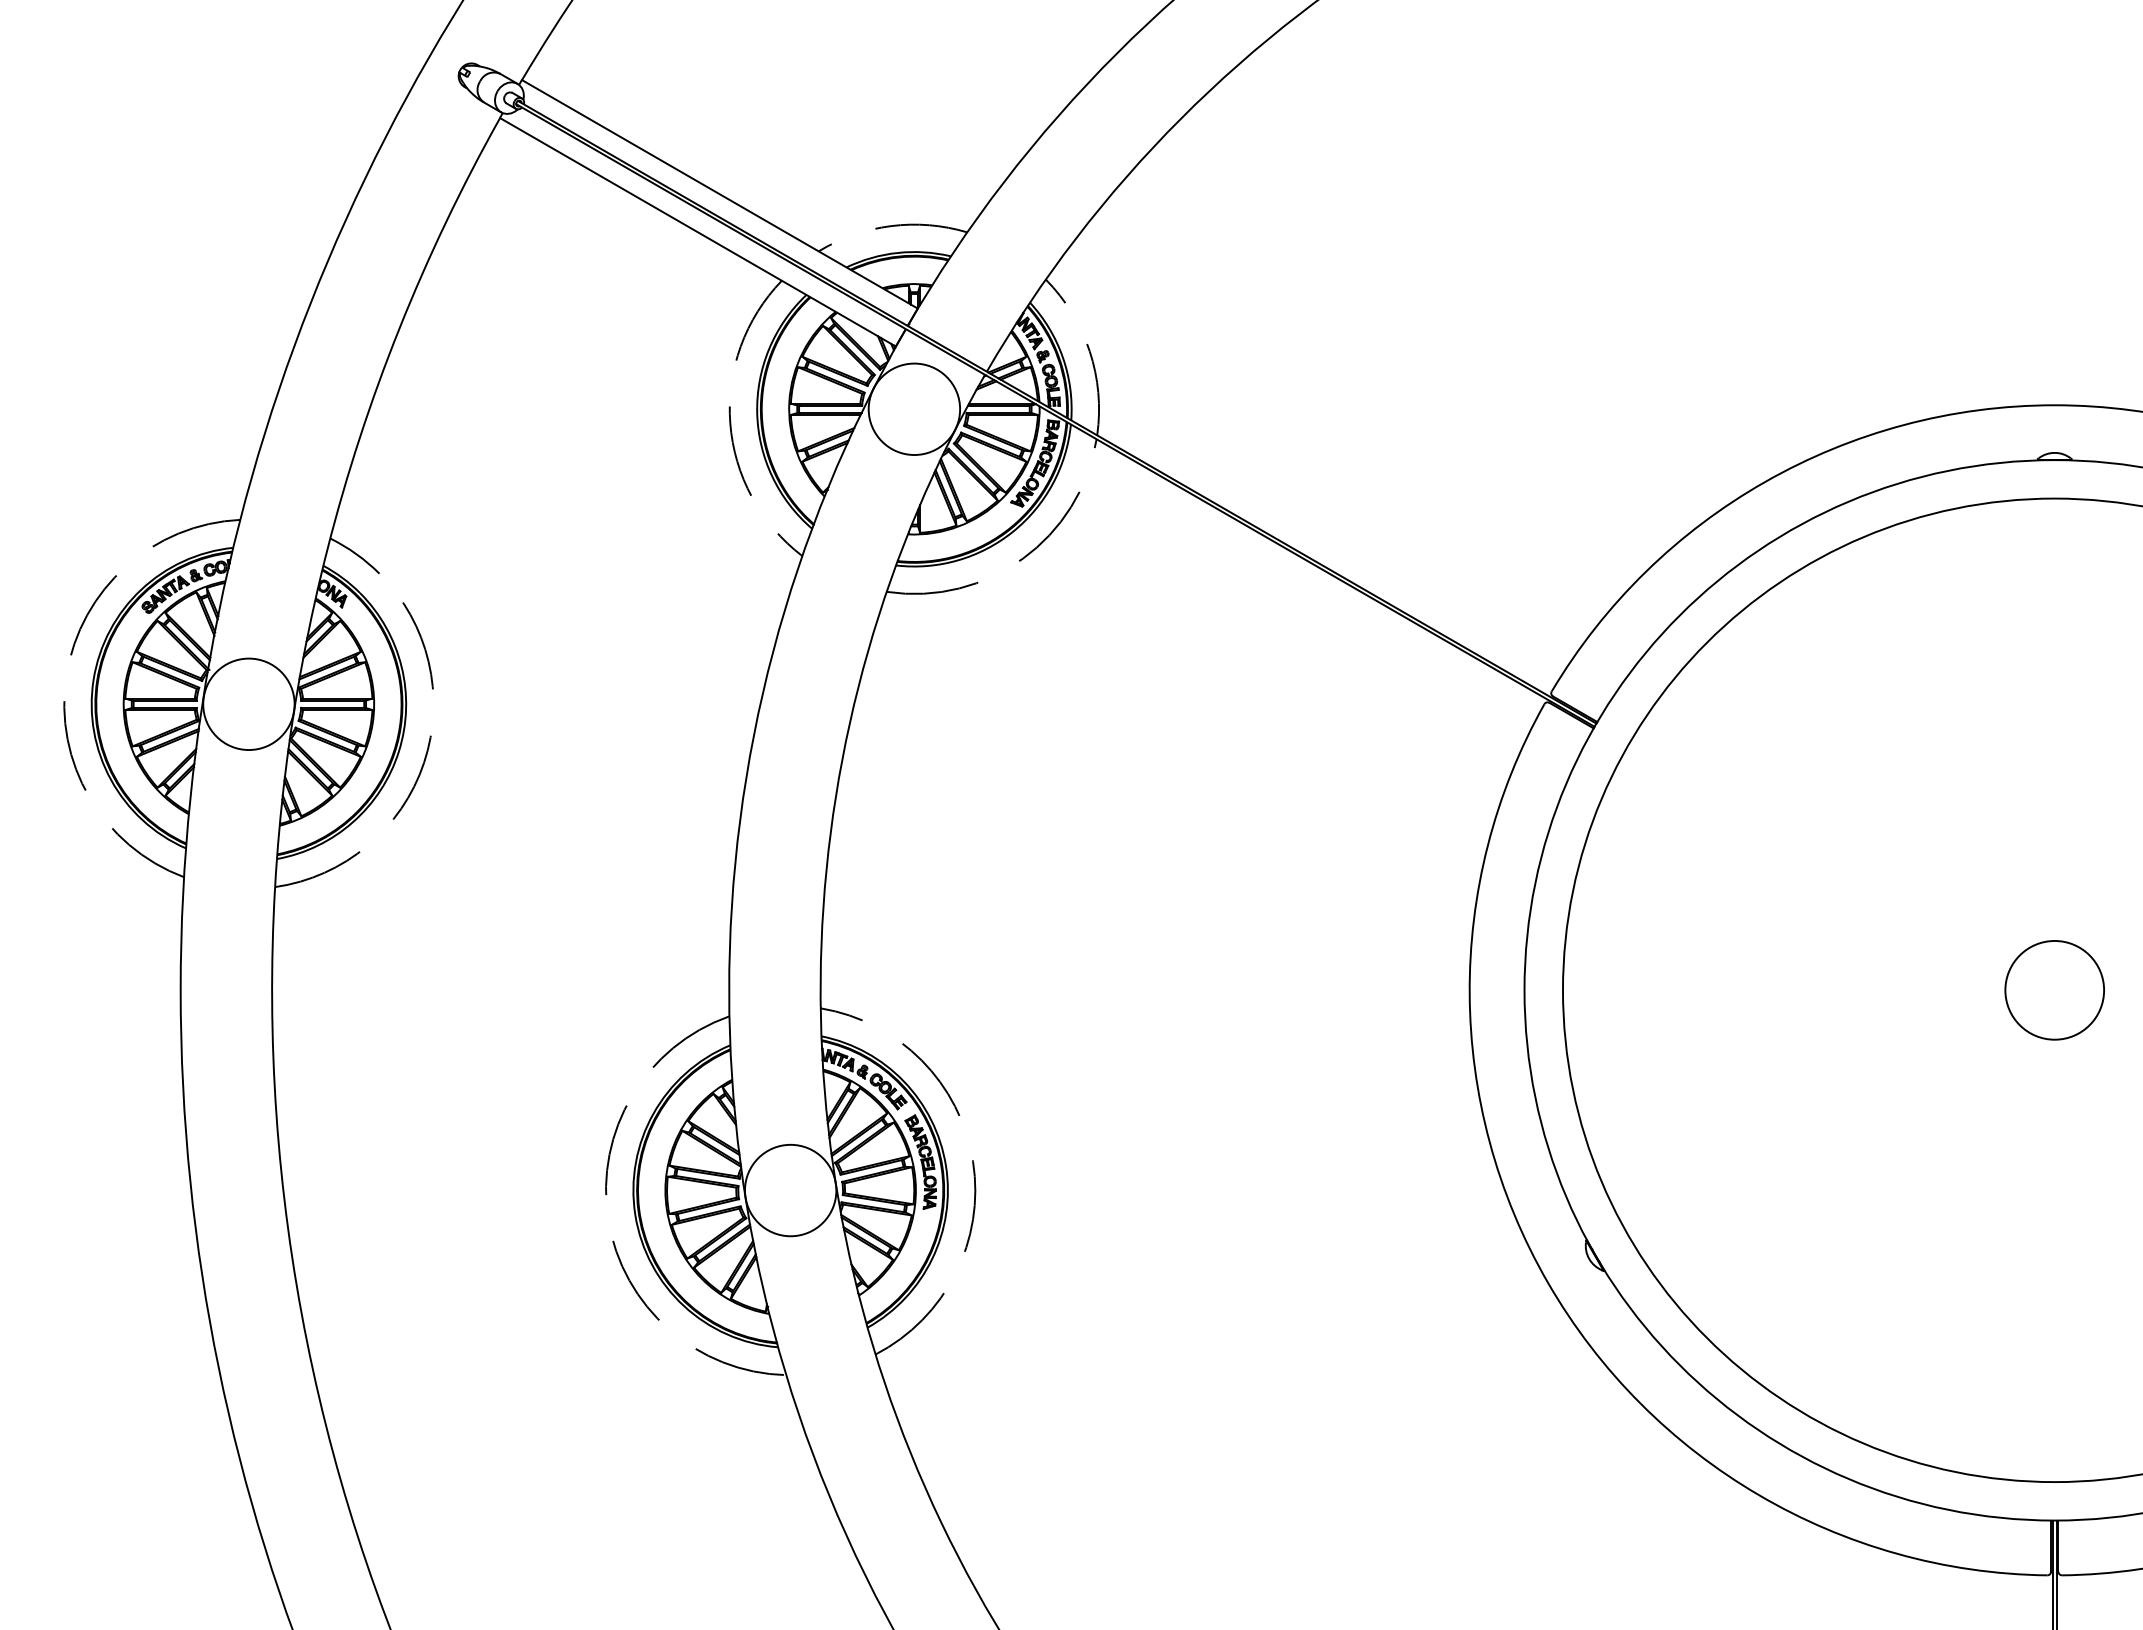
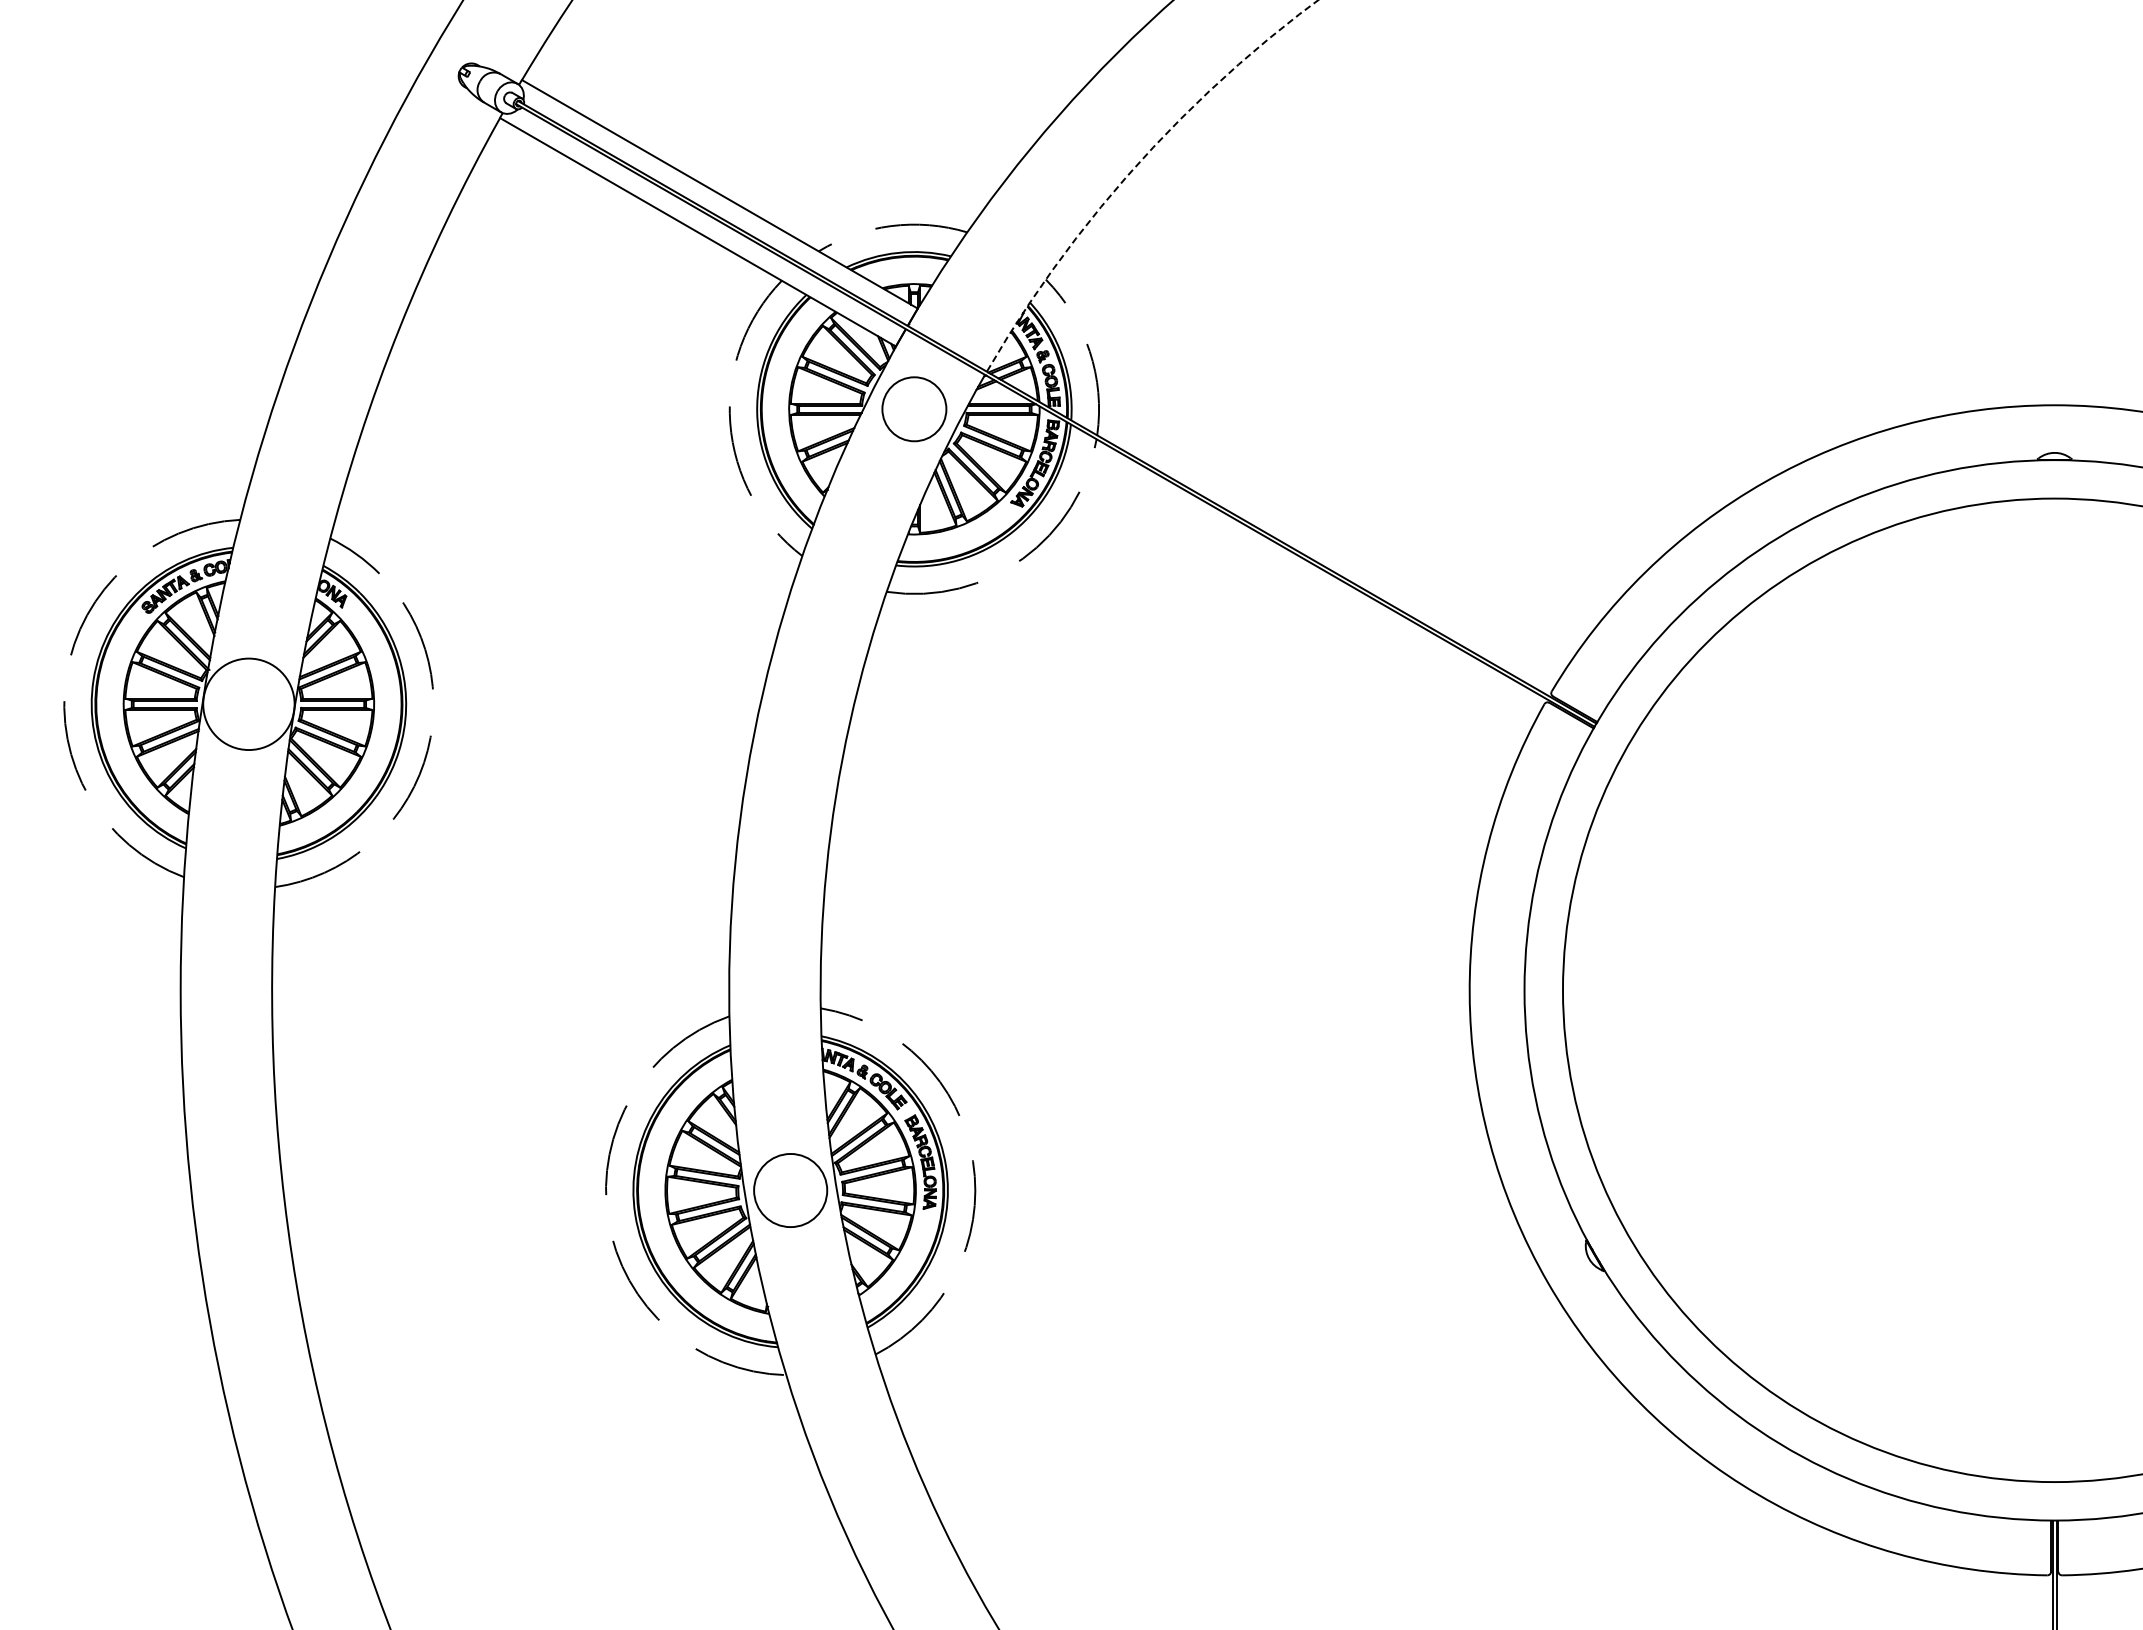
arc: solid -> dashed (1133, 169)
circle diameter: 91 px -> 64 px (914, 409)
circle: present -> none (2054, 990)
circle diameter: 91 px -> 73 px (790, 1190)
